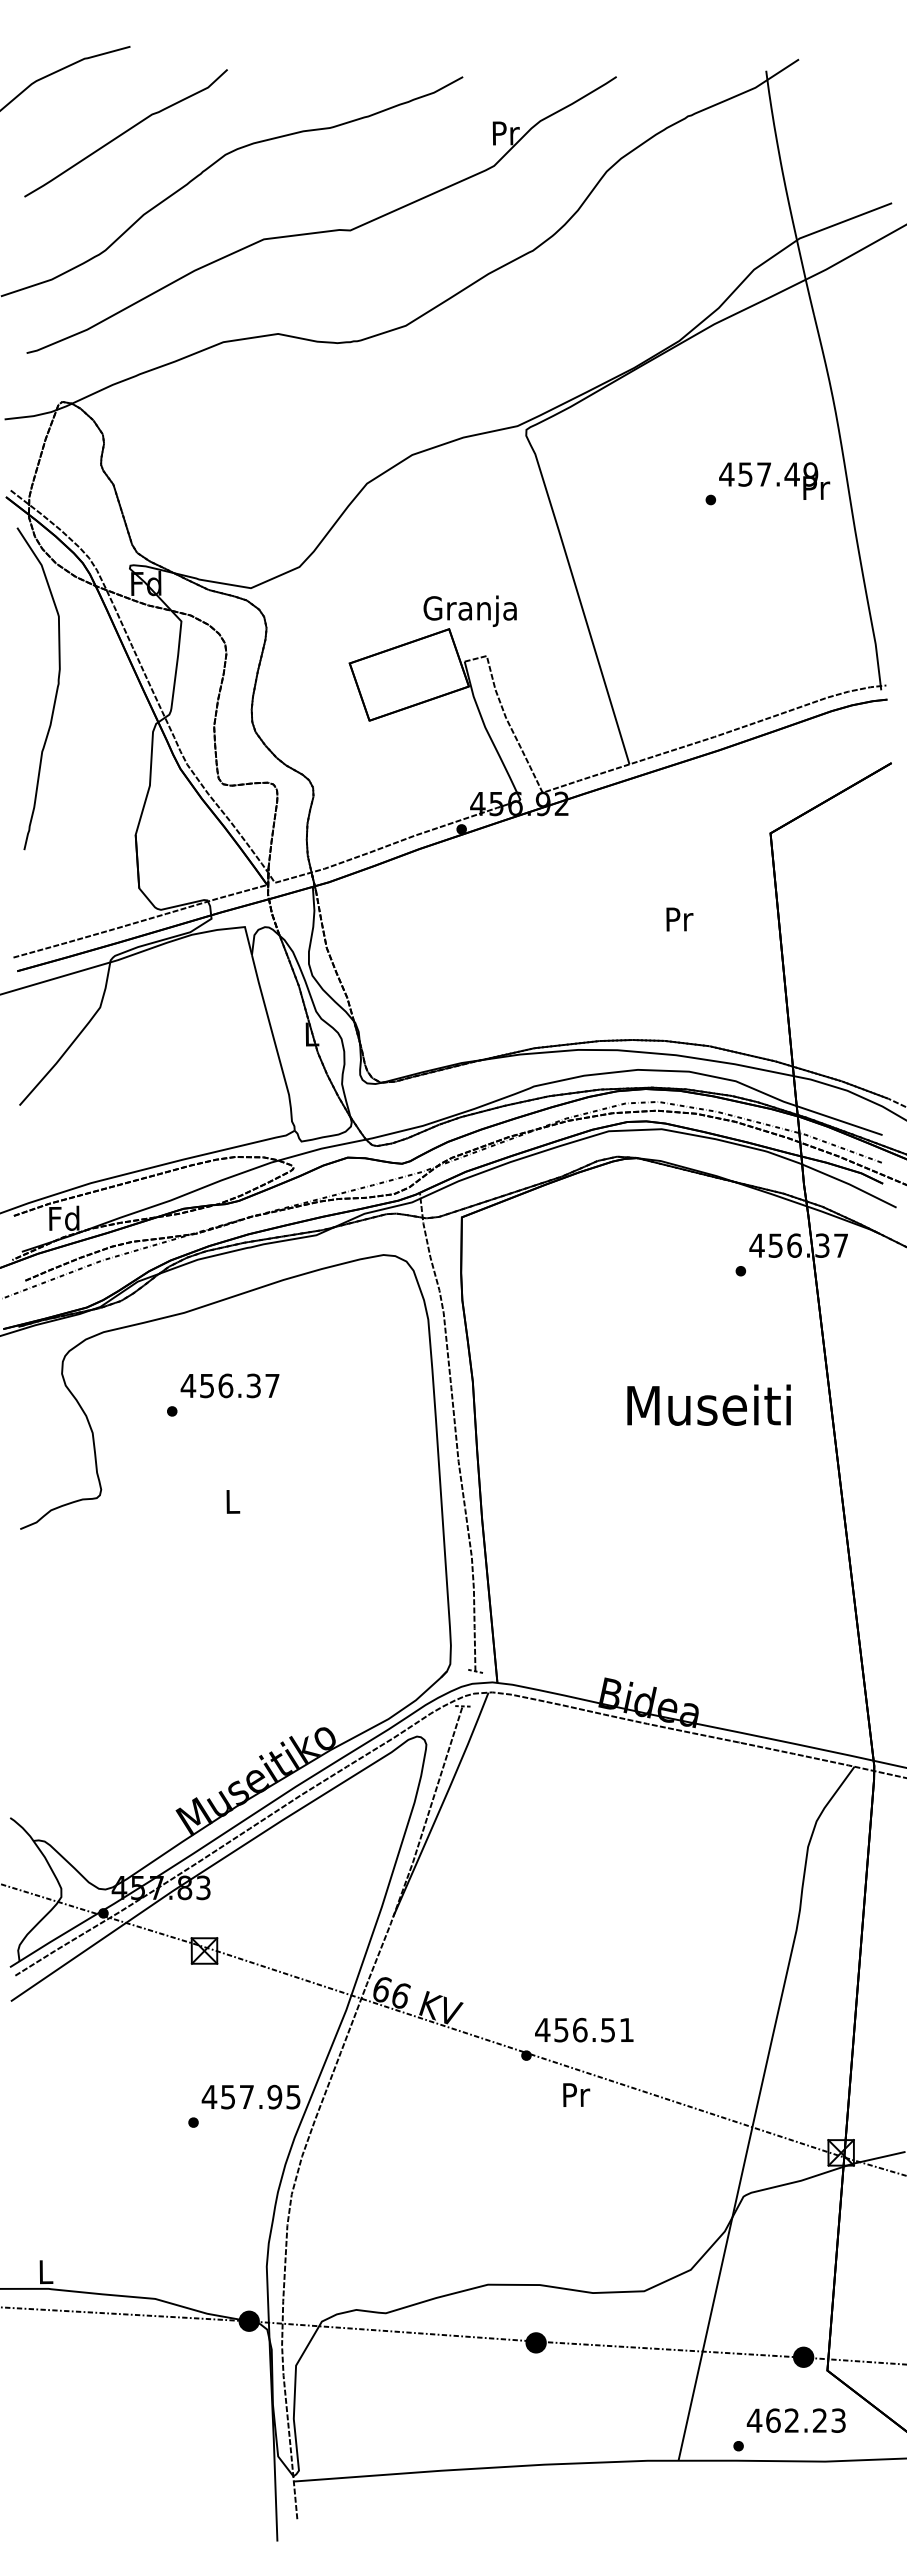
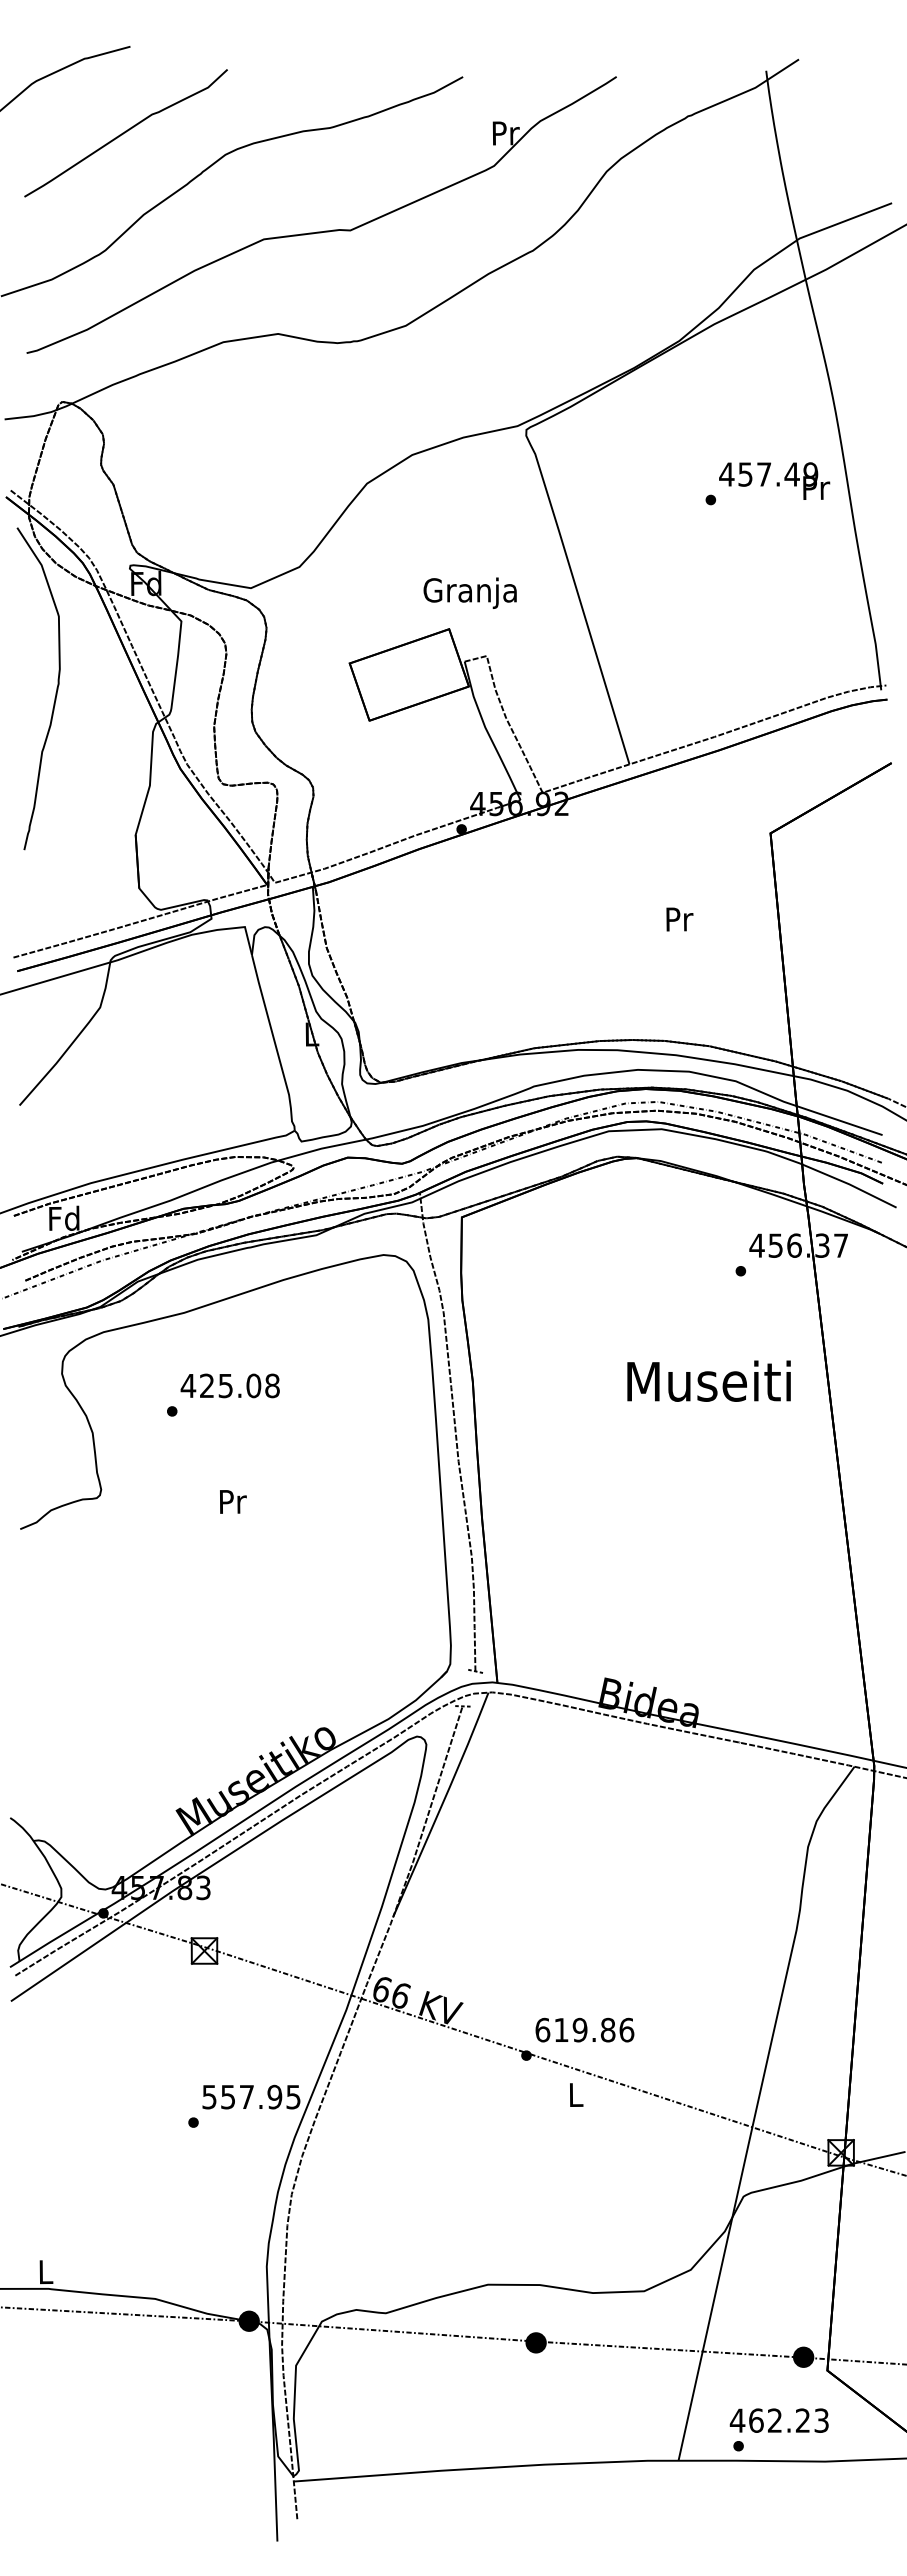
text position: (469, 610) -> (469, 592) (469, 592)
text: 456.37 -> 425.08 (239, 1385)
text position: (708, 1404) -> (708, 1380) (708, 1380)
text: L -> Pr (233, 1501)
text: 456.51 -> 619.86 (584, 2029)
text: Pr -> L (576, 2094)
text: 457.95 -> 557.95 (209, 2097)
text position: (795, 2420) -> (778, 2420) (778, 2420)
